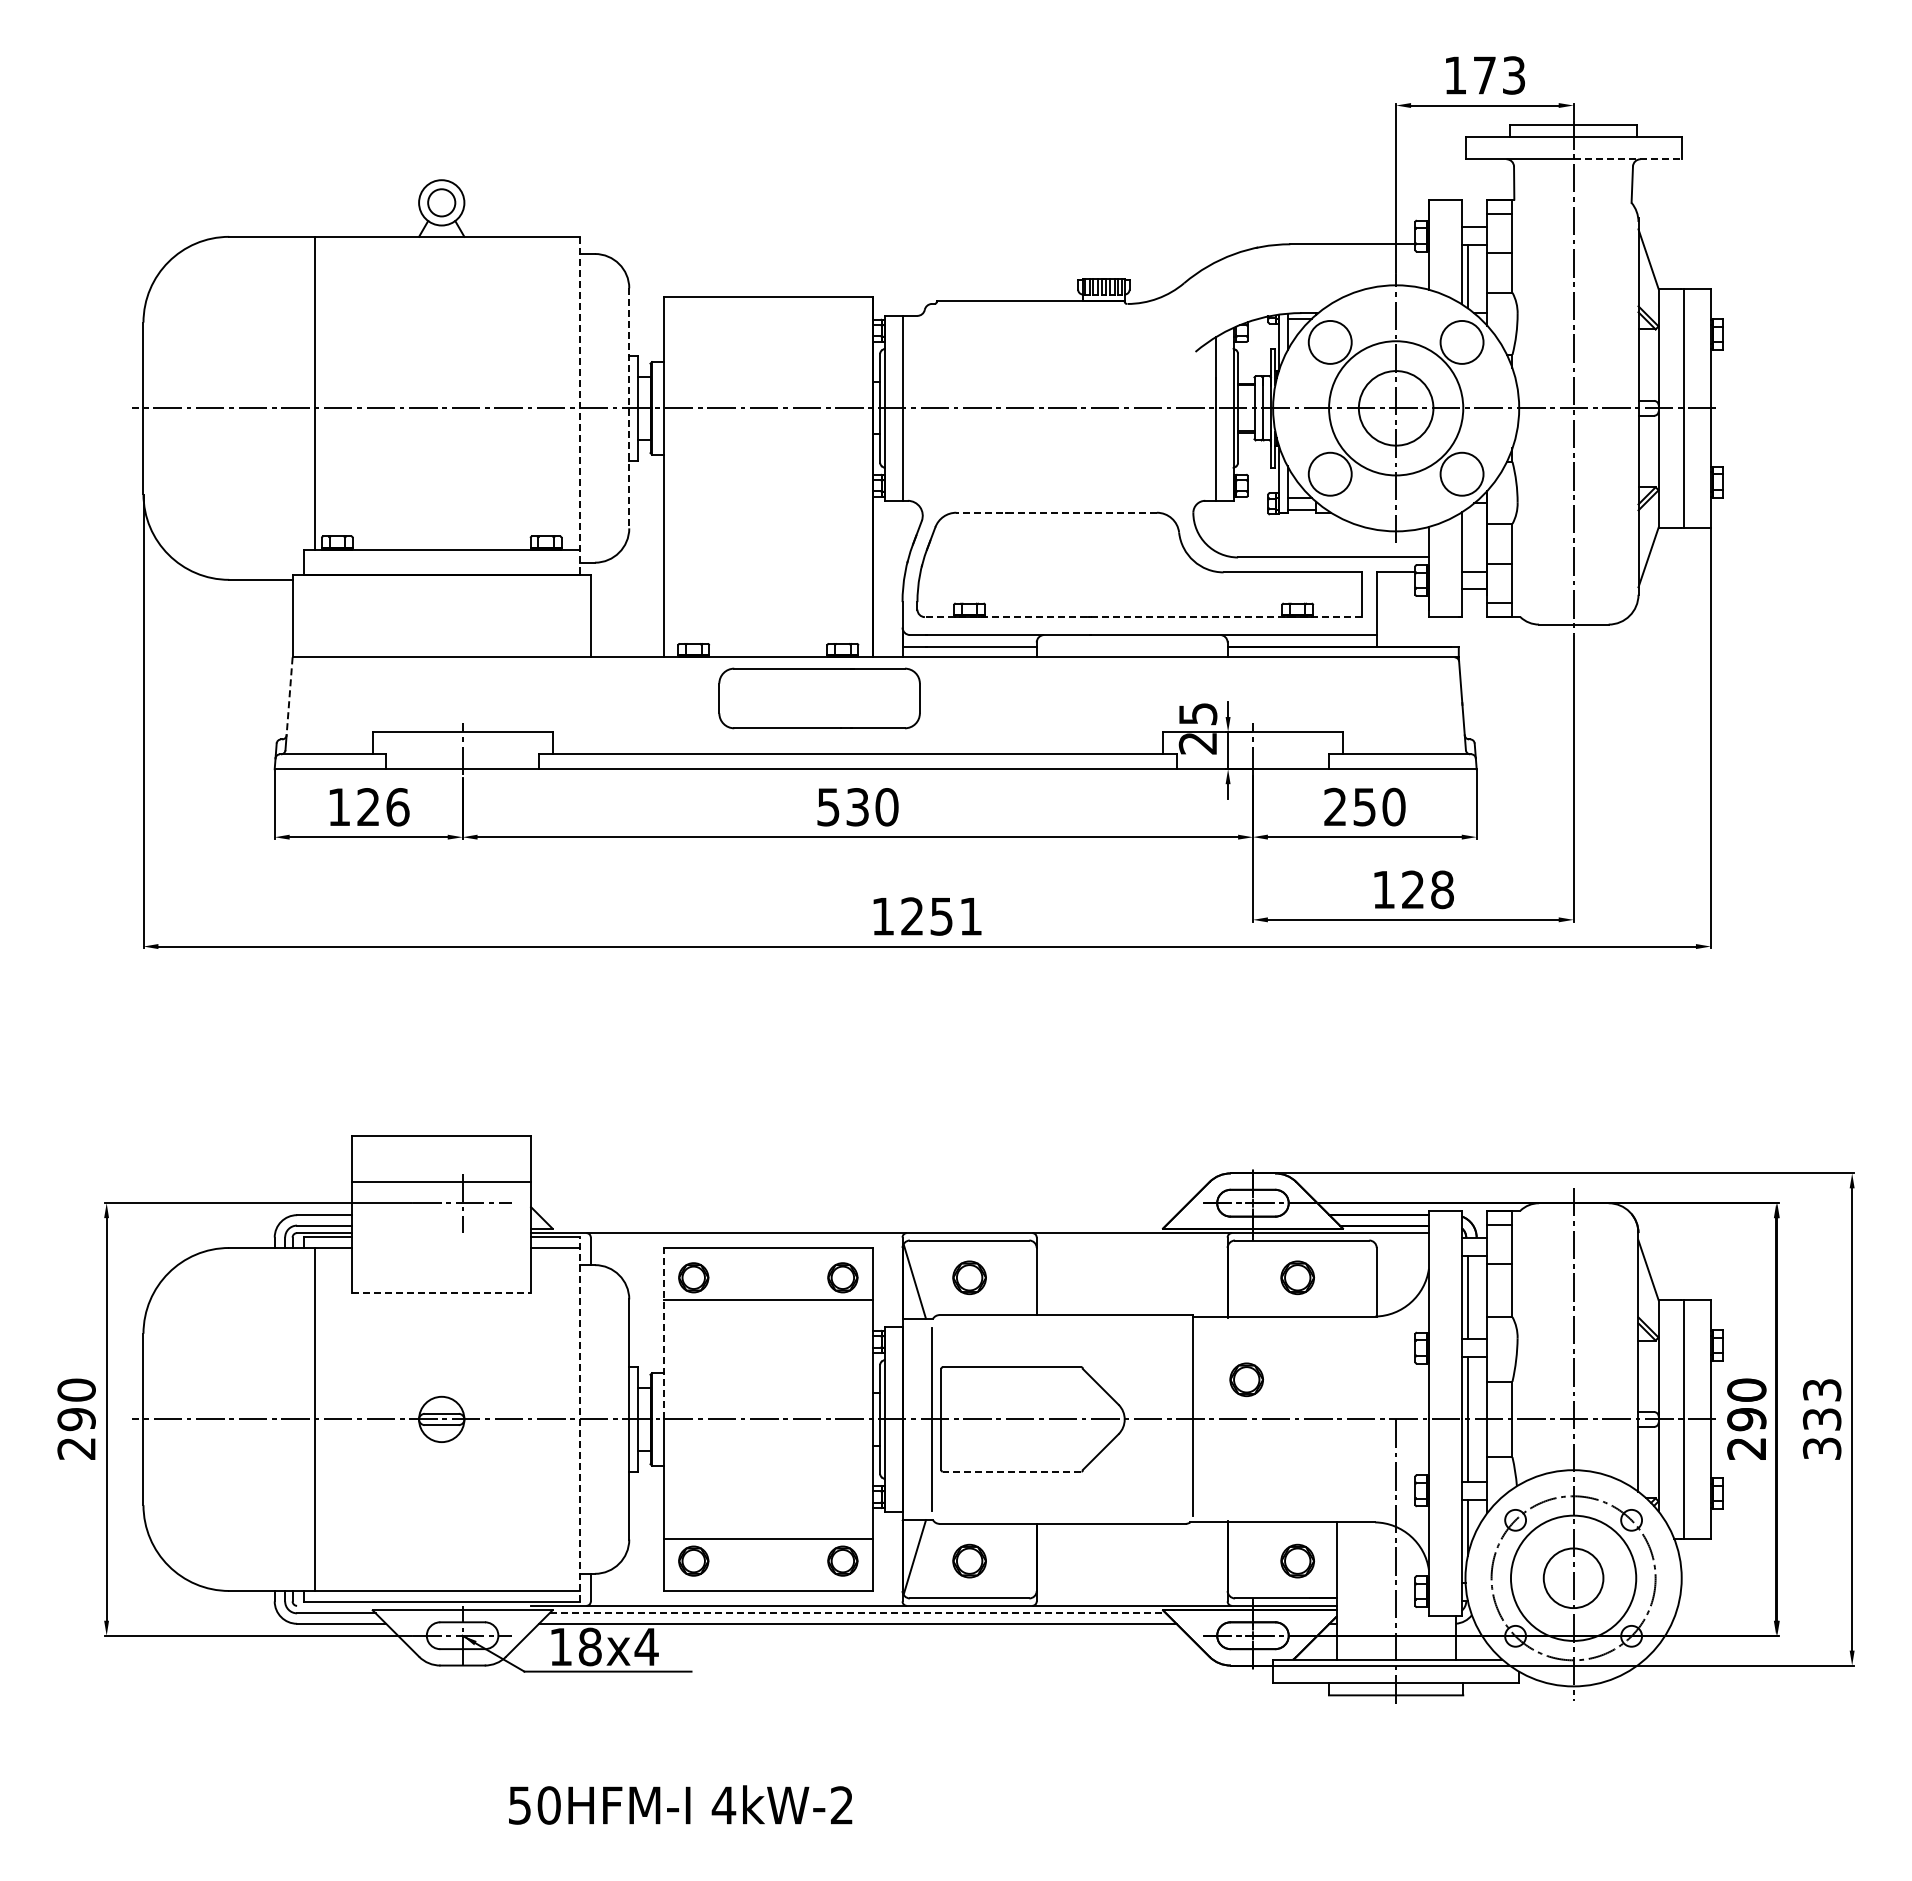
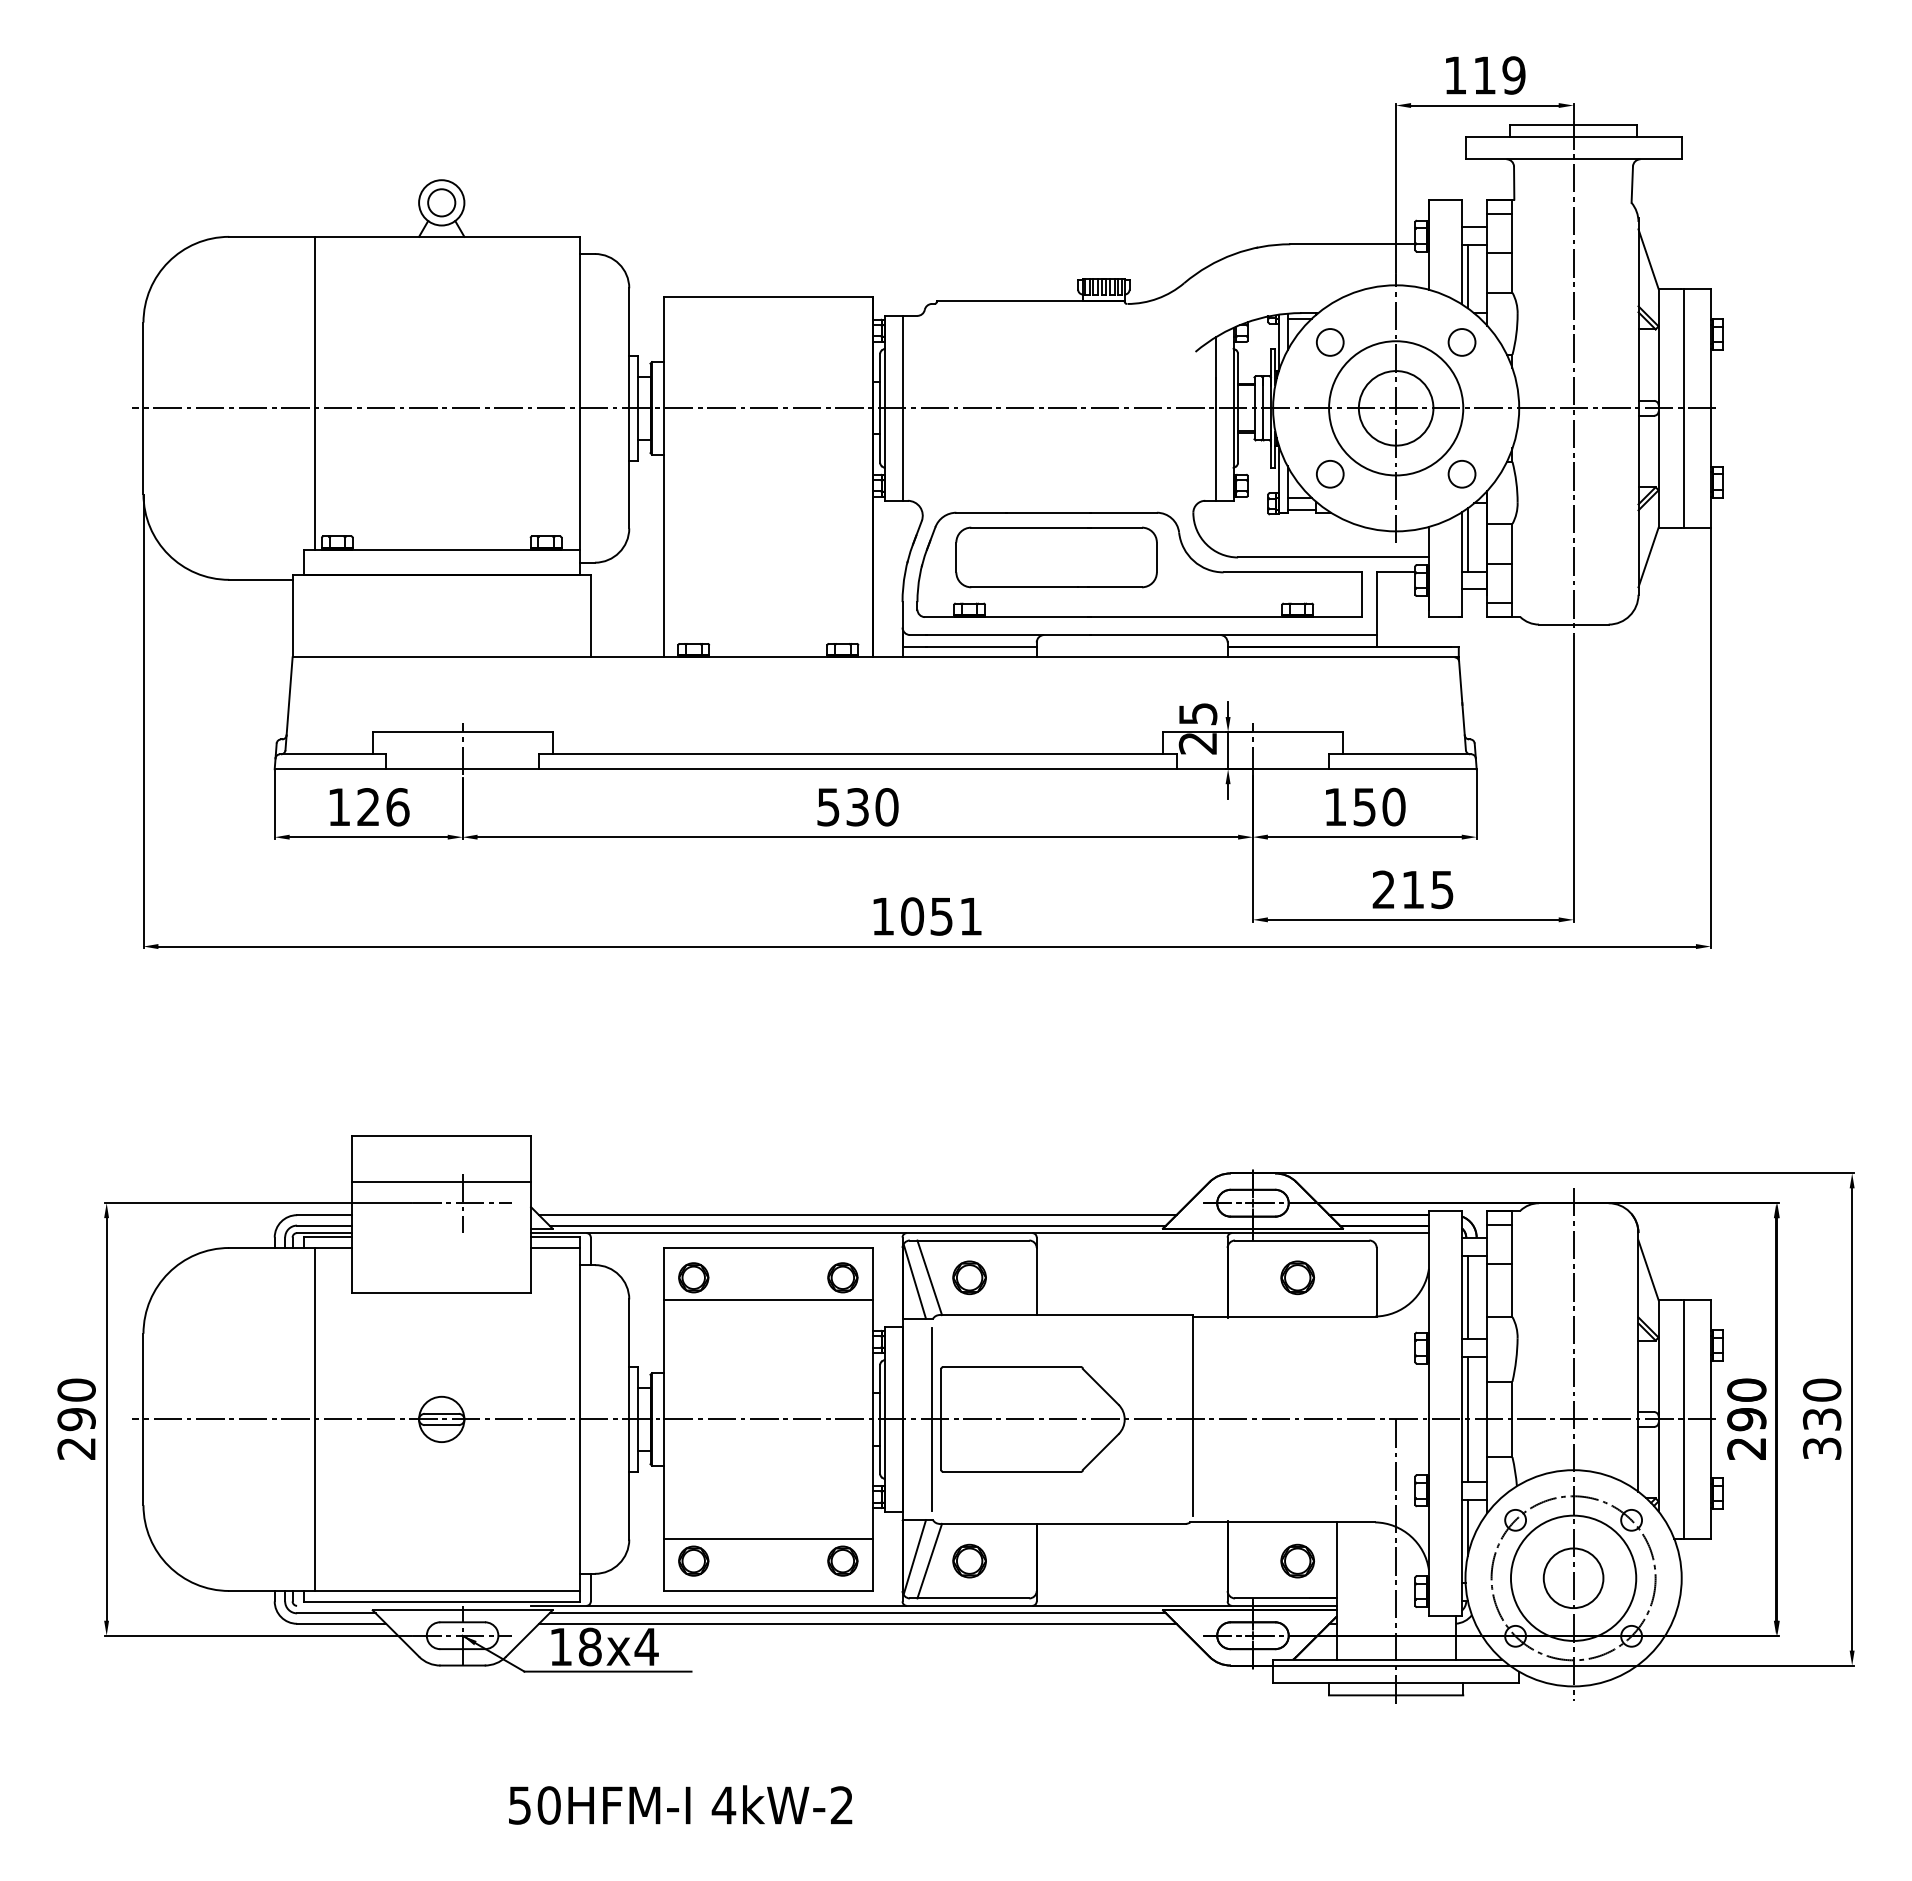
text: 173 -> 119 (1499, 75)
line: dashed -> solid (1628, 159)
circle diameter: 43 px -> 27 px (1329, 342)
circle diameter: 43 px -> 27 px (1461, 342)
line: dashed -> solid (579, 406)
line: dashed -> solid (629, 408)
circle diameter: 43 px -> 27 px (1329, 473)
circle diameter: 43 px -> 27 px (1461, 473)
line: dashed -> solid (1056, 512)
line: none -> present (1467, 539)
line: dashed -> solid (1142, 617)
line: dashed -> solid (289, 696)
part position: (819, 698) -> (1056, 557) (1056, 557)
text: 250 -> 150 (1334, 806)
text: 128 -> 215 (1412, 889)
text: 1251 -> 1051 (912, 916)
line: none -> present (857, 1215)
line: none -> present (857, 1225)
line: none -> present (929, 1277)
line: dashed -> solid (442, 1293)
line: dashed -> solid (663, 1333)
part: present -> none (1246, 1379)
text: 333 -> 330 (1822, 1389)
line: dashed -> solid (579, 1419)
line: dashed -> solid (1011, 1471)
line: none -> present (929, 1560)
line: dashed -> solid (858, 1613)
